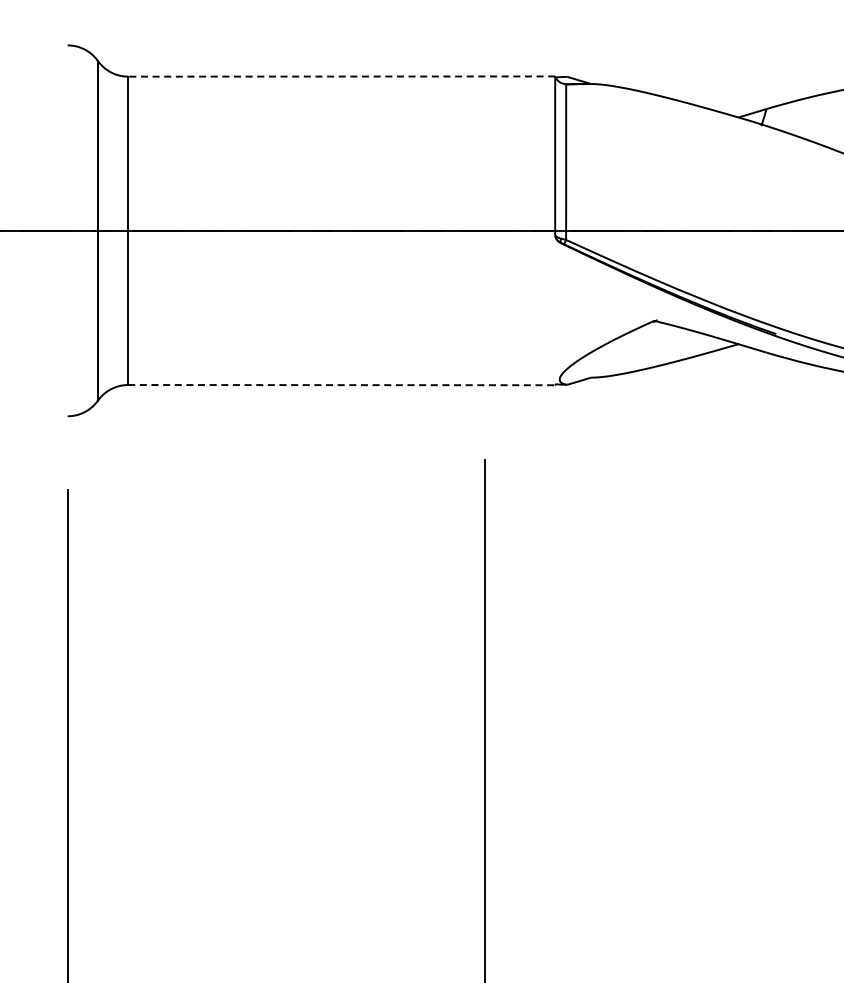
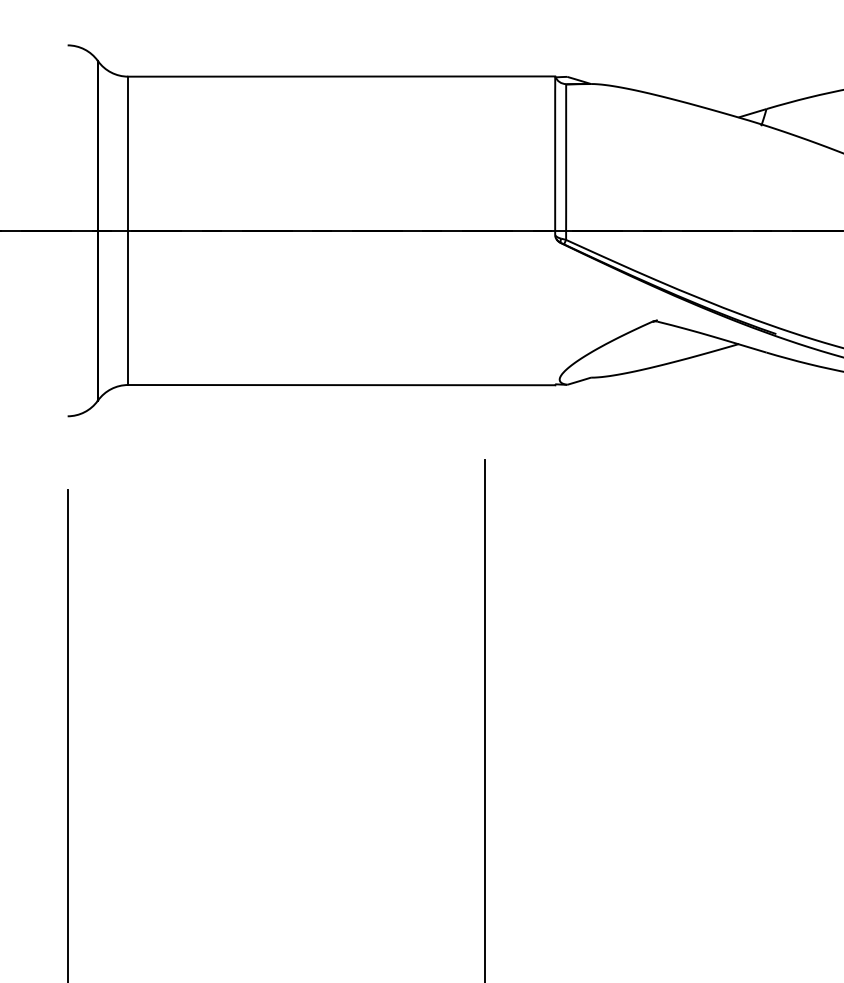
line: dashed -> solid (341, 76)
line: dashed -> solid (342, 385)
